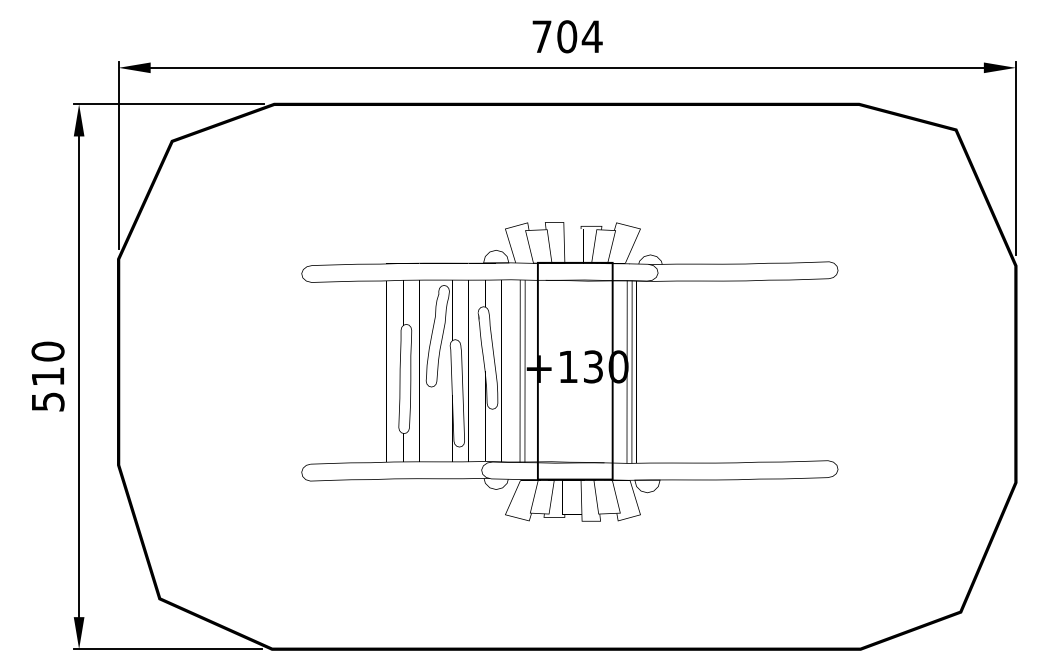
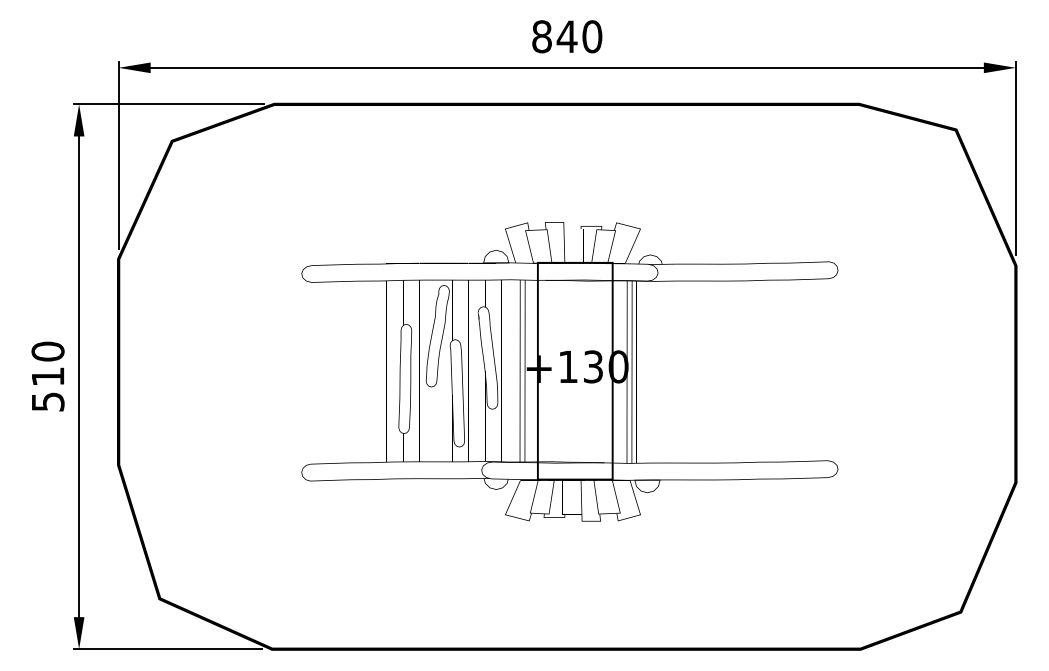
text: 704 -> 840 (567, 36)
